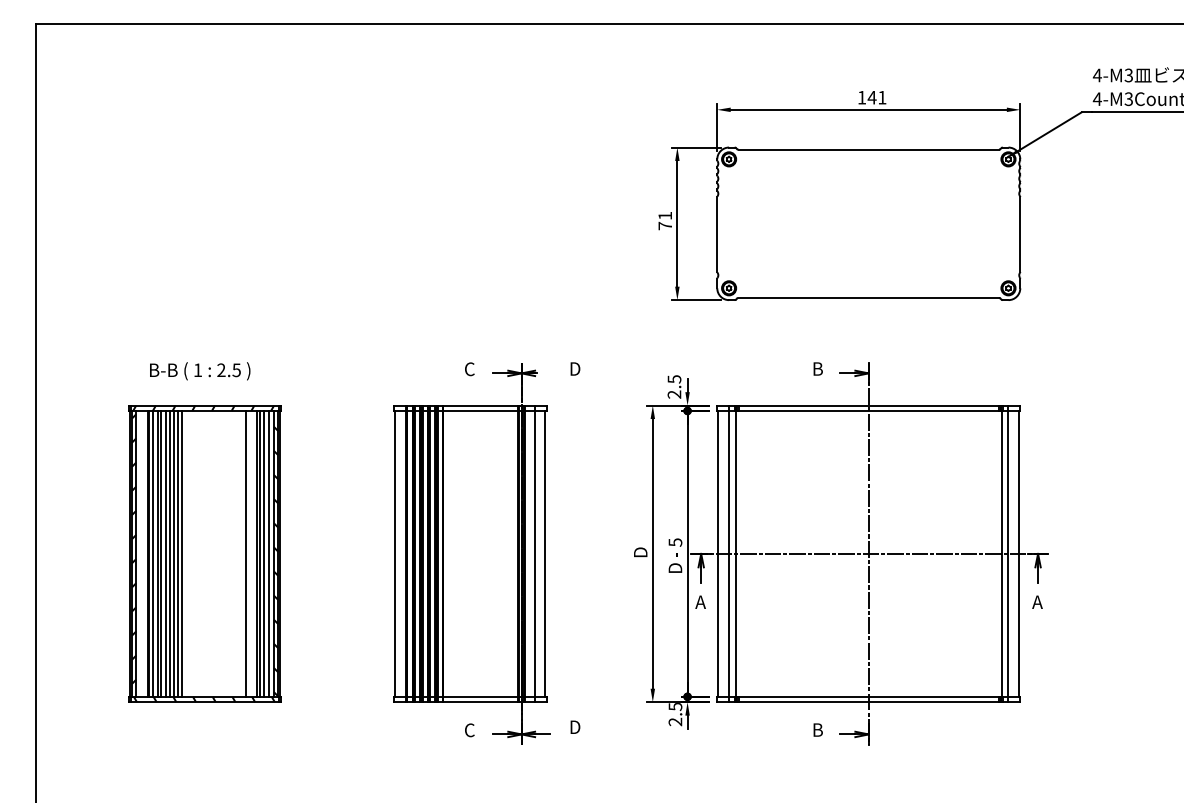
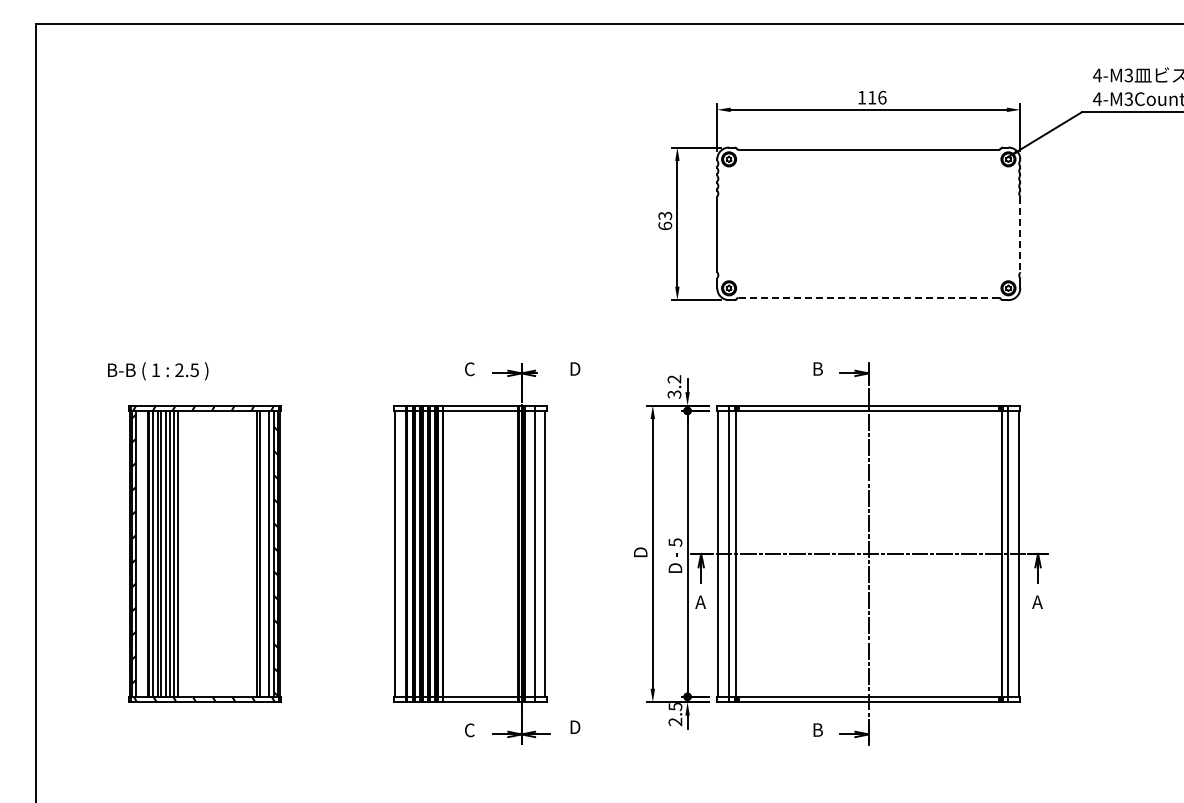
text: 141 -> 116 (876, 97)
text: 71 -> 63 (665, 220)
line: solid -> dashed (1020, 234)
line: solid -> dashed (868, 297)
text position: (200, 371) -> (158, 371) (158, 371)
text: 2.5 -> 3.2 (674, 386)
line: present -> none (182, 553)
line: present -> none (245, 553)
line: present -> none (263, 553)
